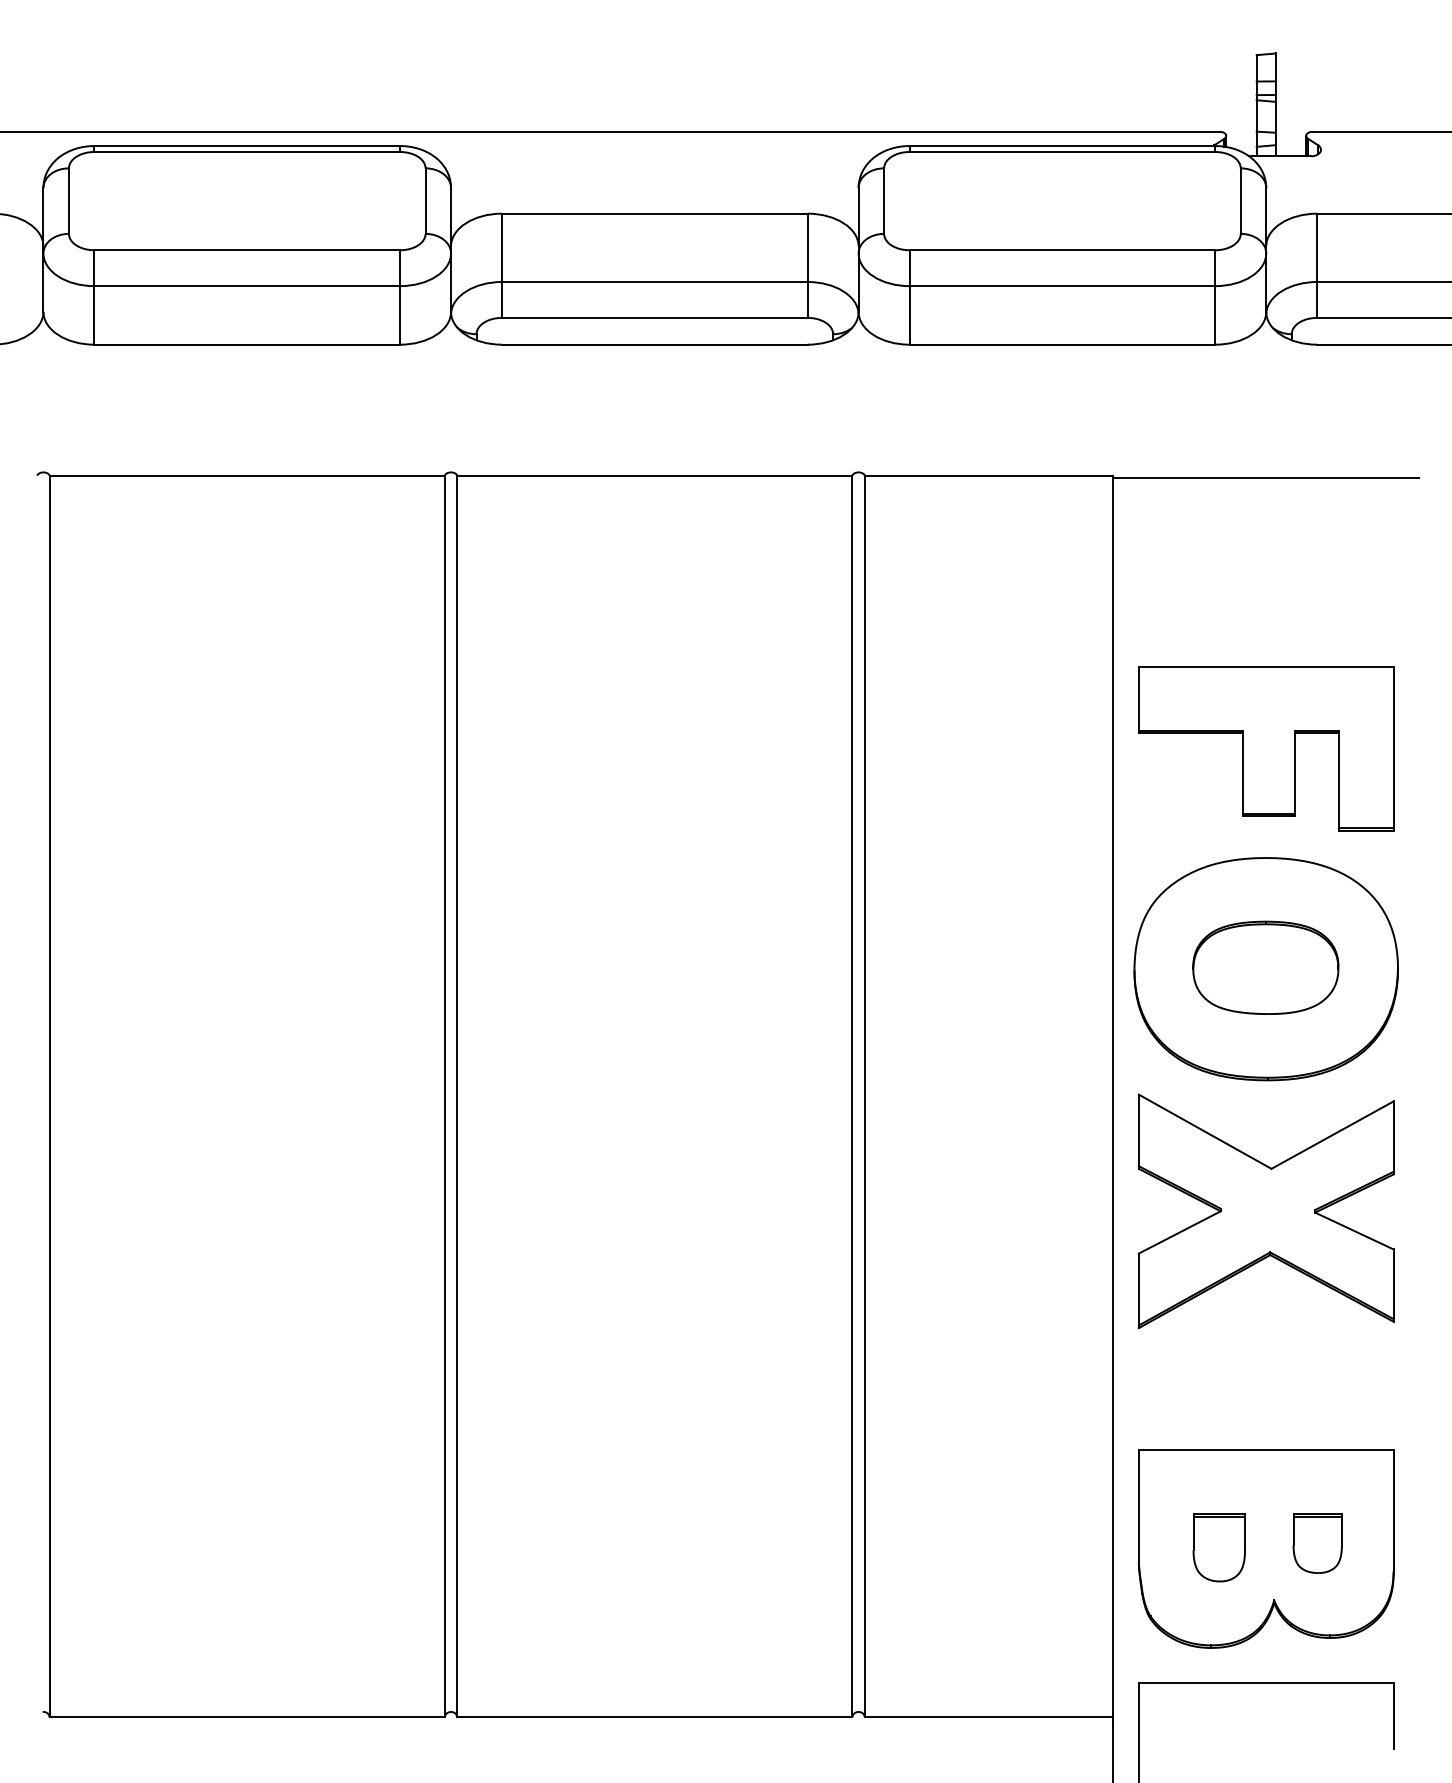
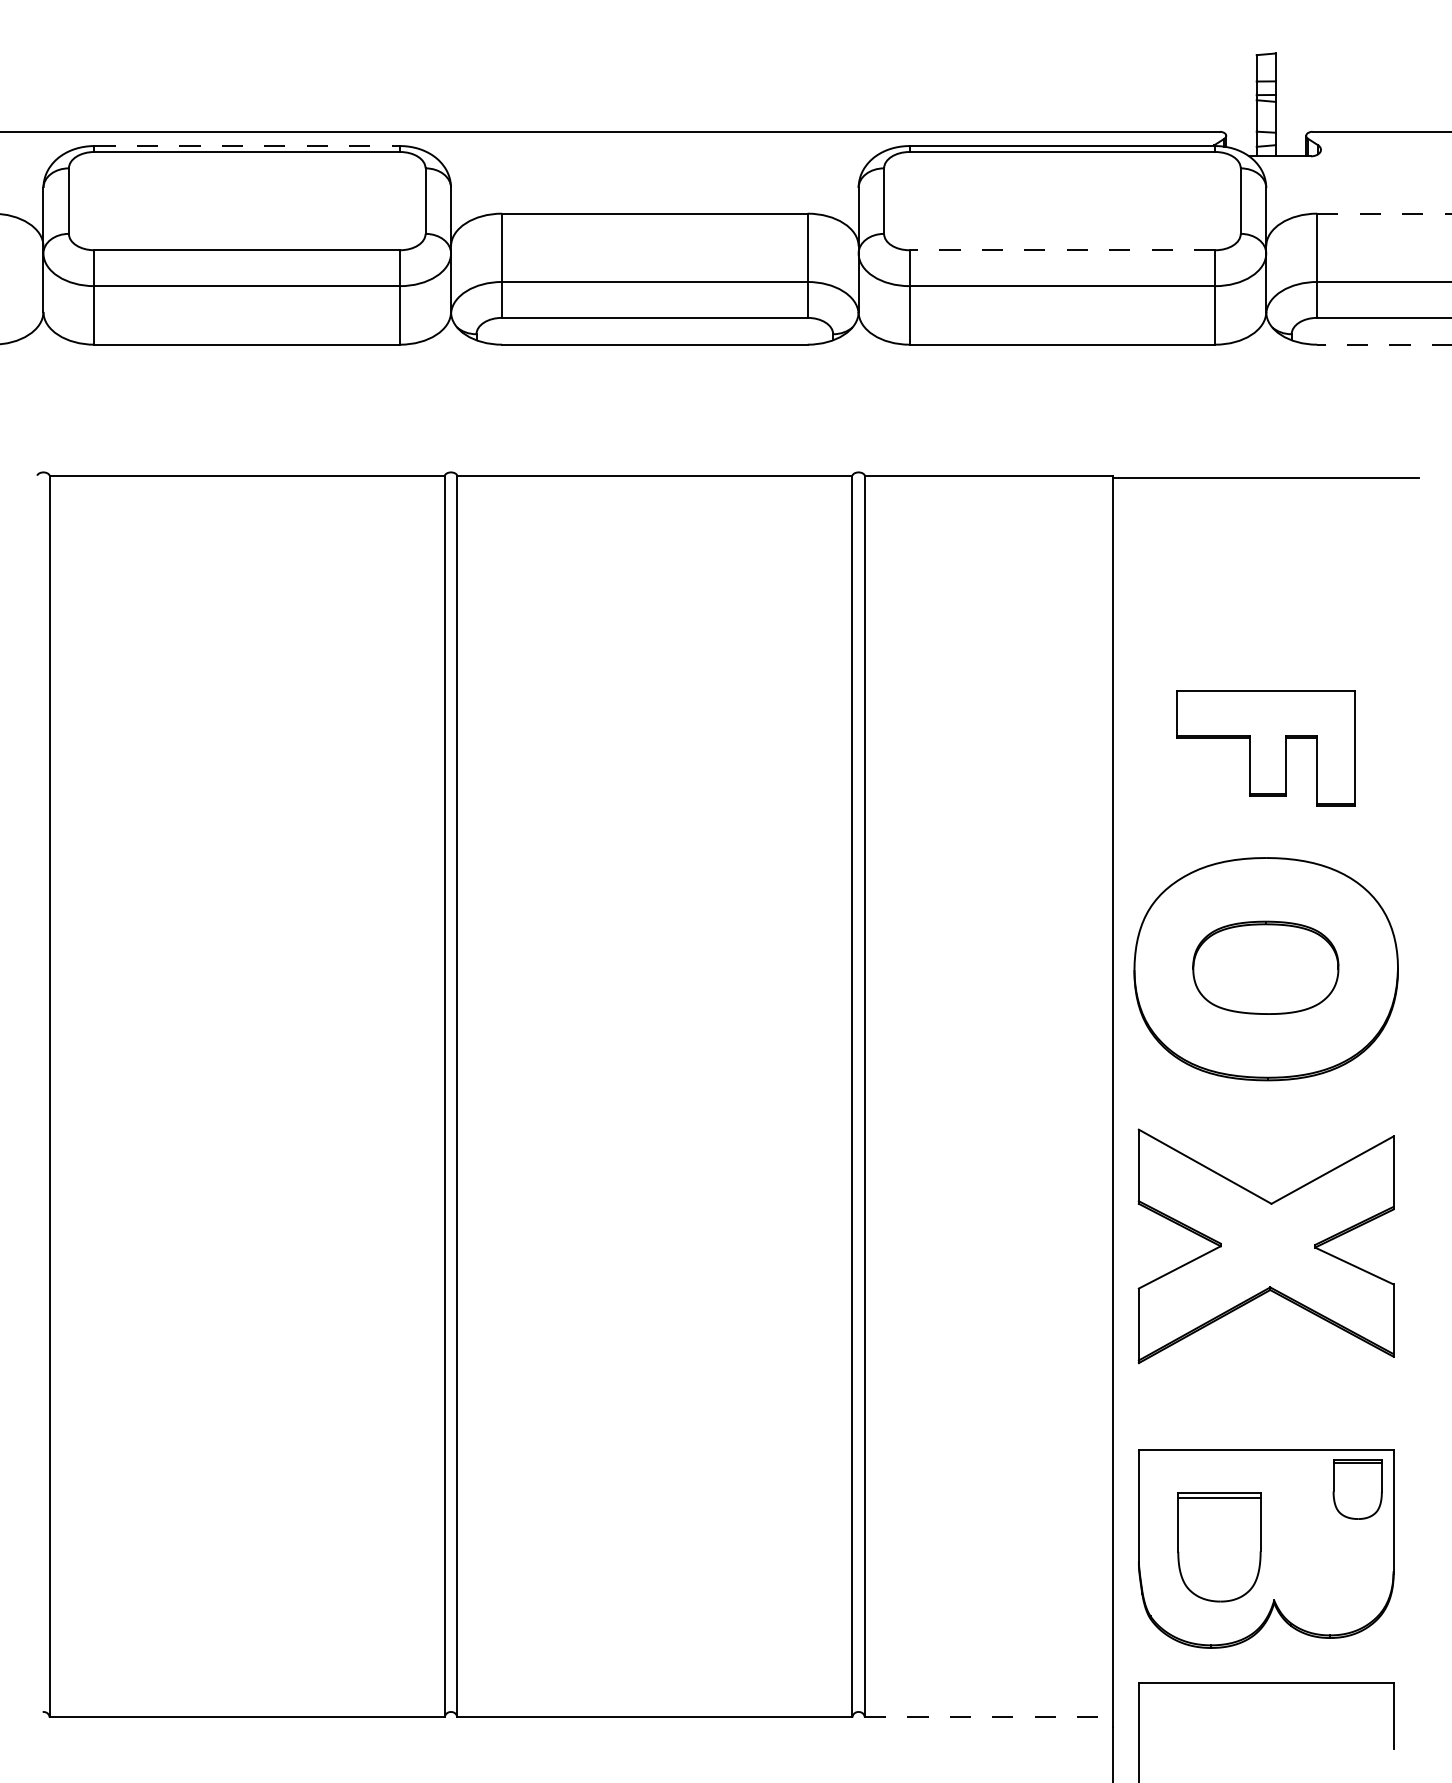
line: solid -> dashed (247, 146)
line: solid -> dashed (1384, 213)
line: solid -> dashed (1062, 250)
line: solid -> dashed (1384, 344)
part size: 257x166 px -> 180x117 px (1265, 748)
part position: (1265, 1211) -> (1265, 1246) (1265, 1246)
part position: (1317, 1543) -> (1357, 1489) (1357, 1489)
part size: 54x70 px -> 85x111 px (1219, 1547)
line: solid -> dashed (989, 1717)
